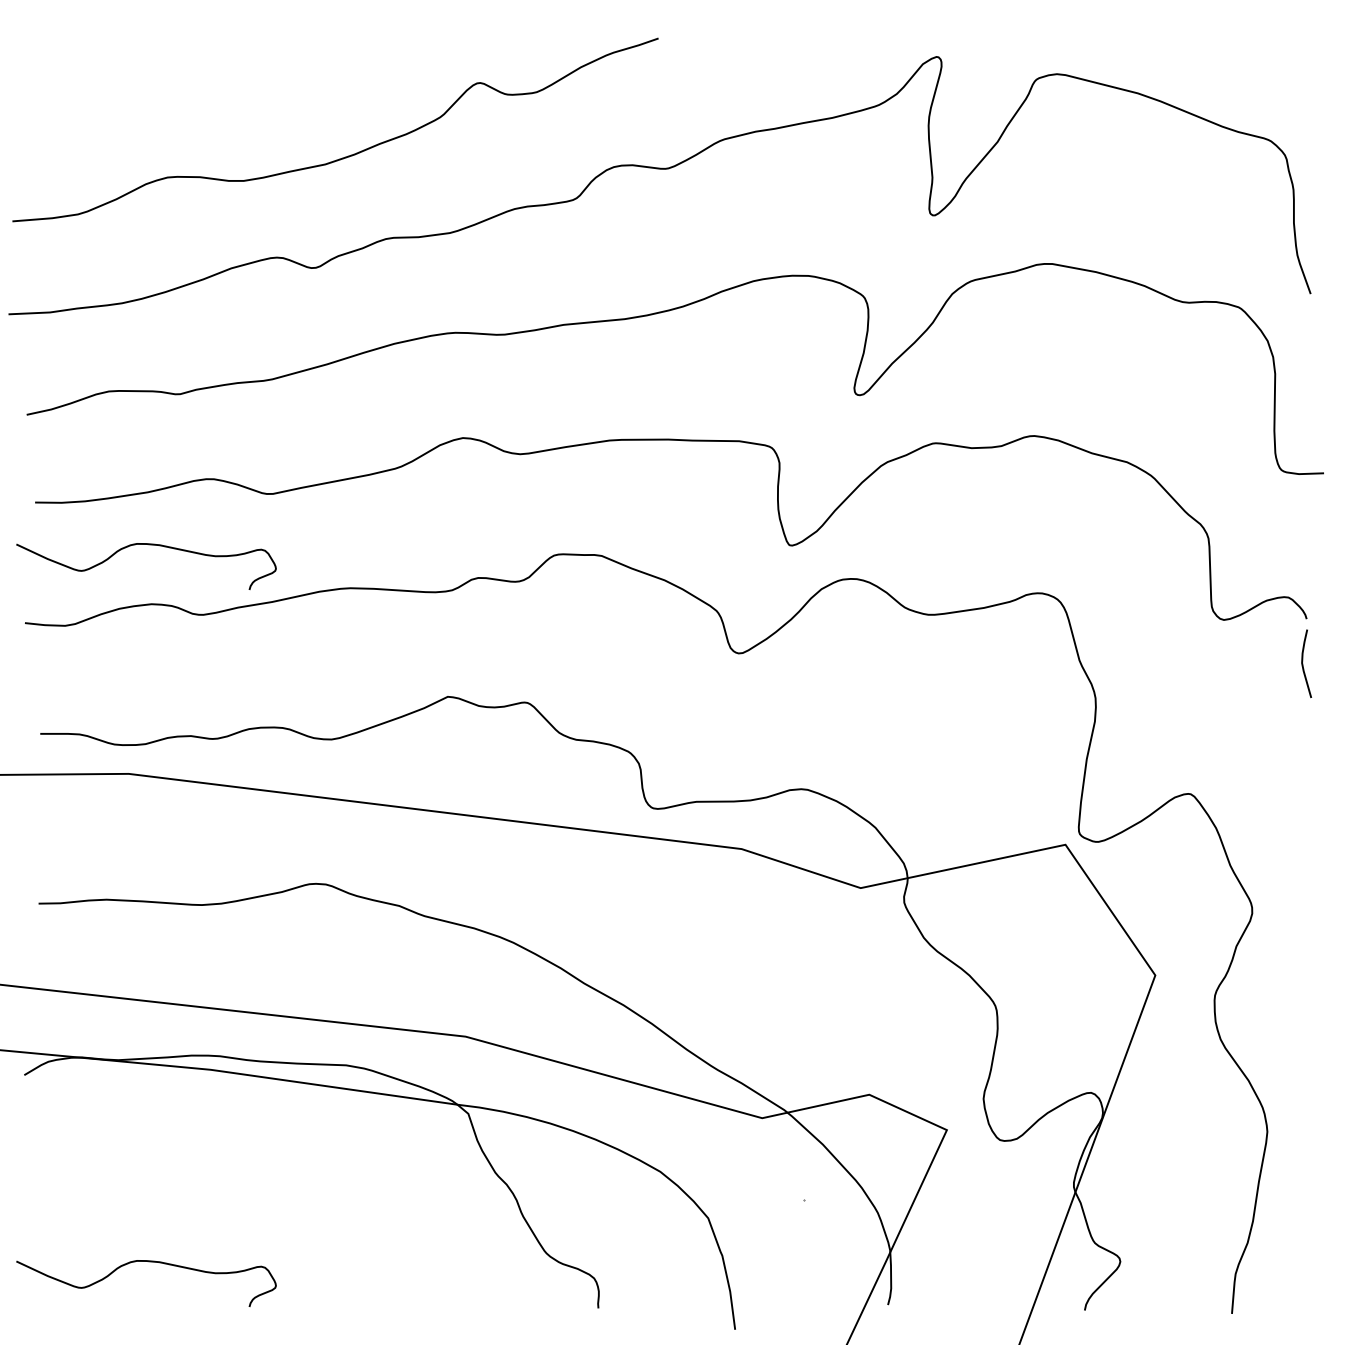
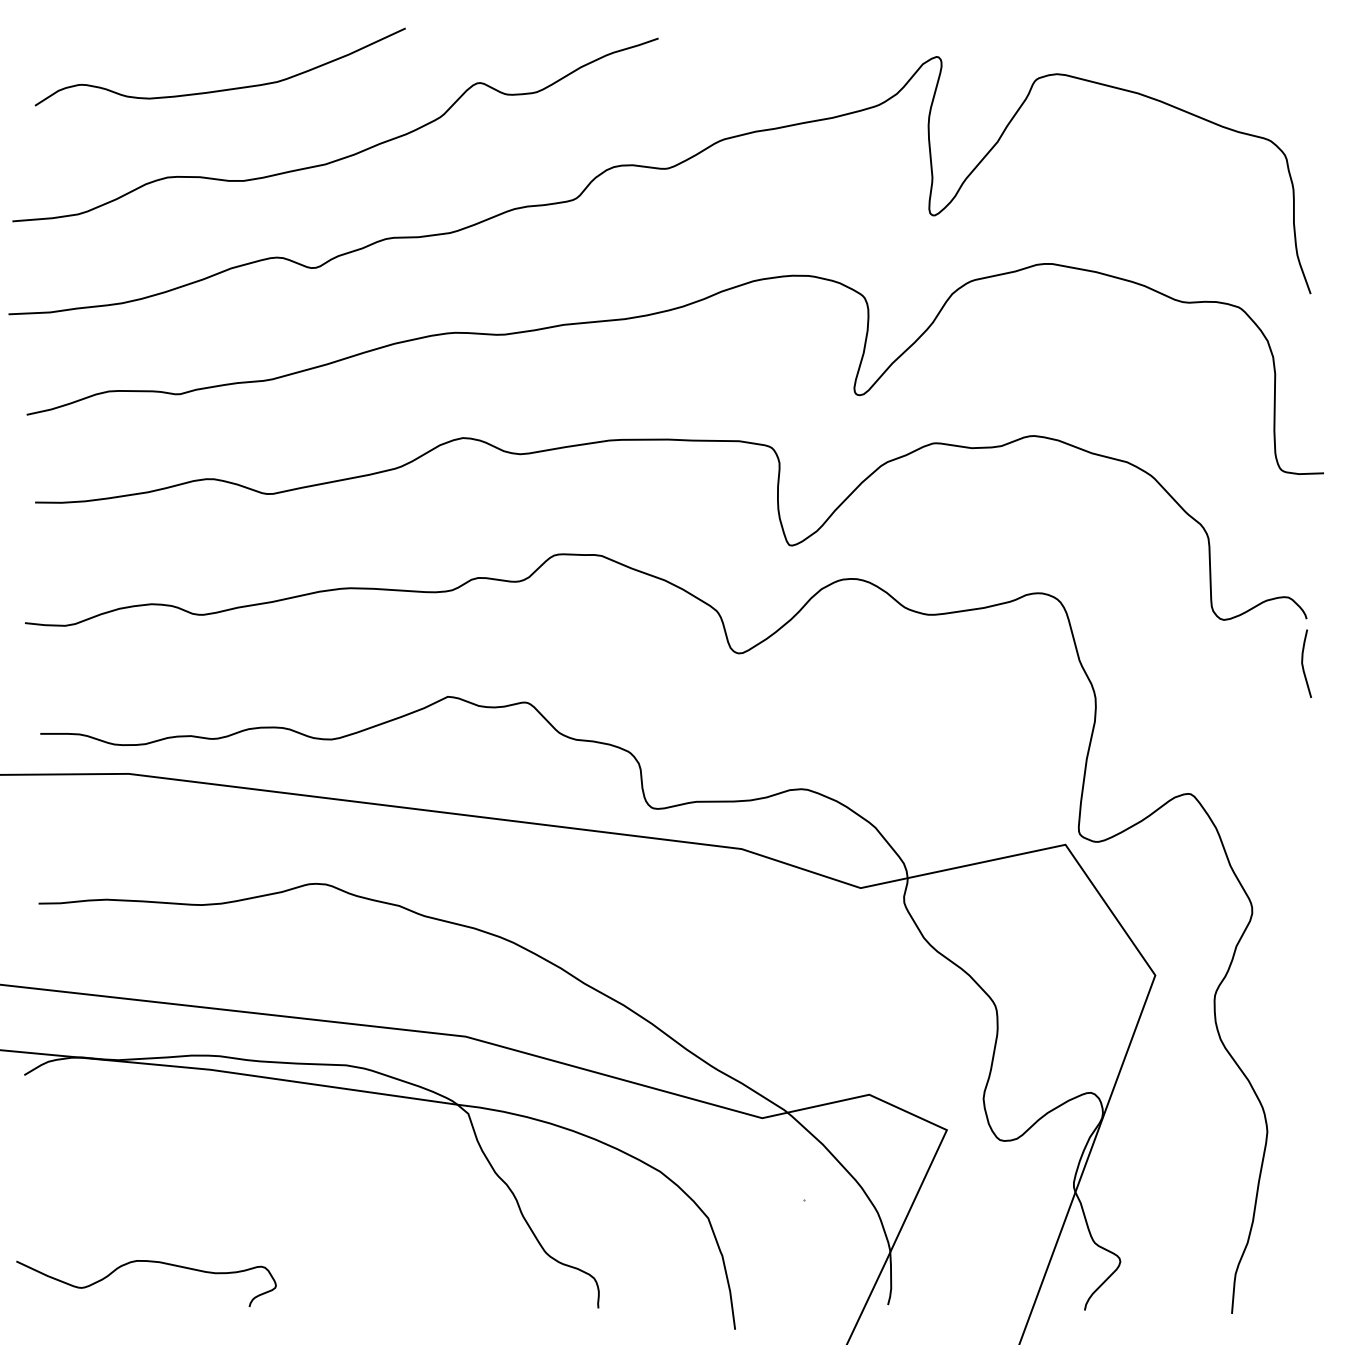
curve: none -> present (221, 89)
curve: present -> none (148, 545)
